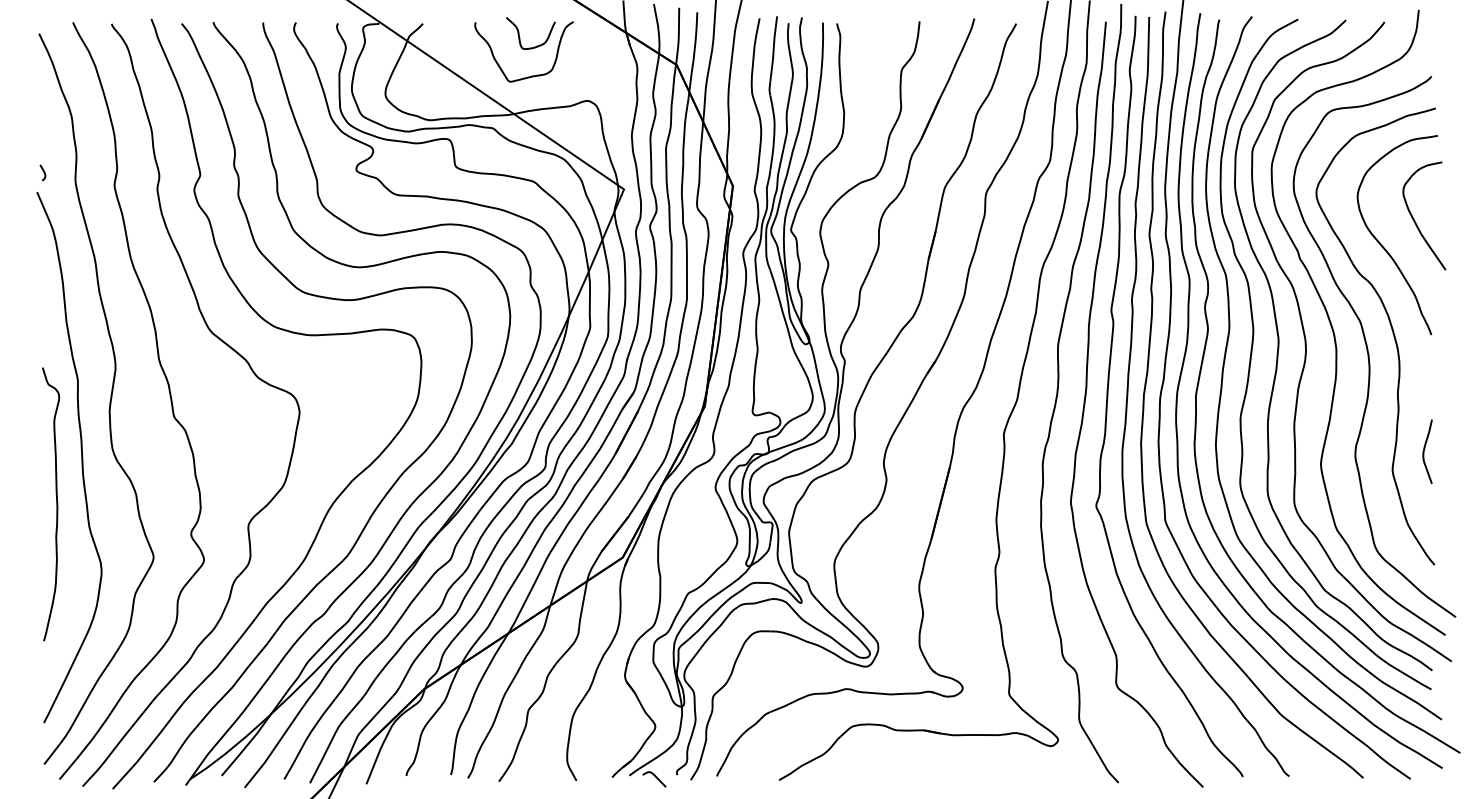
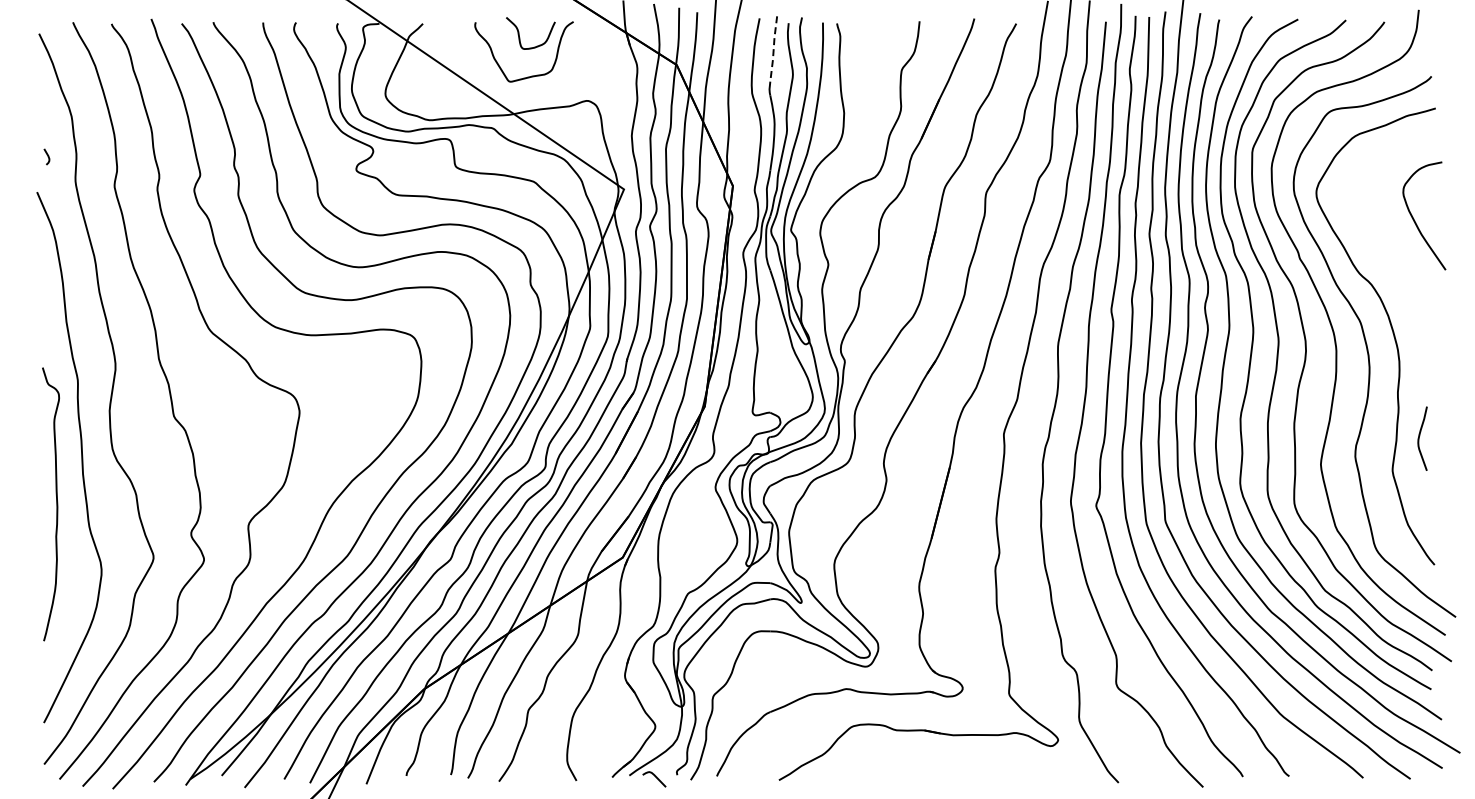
line: solid -> dashed (773, 49)
curve position: (43, 172) -> (47, 156) (47, 156)
curve: present -> none (1384, 247)
curve position: (1424, 451) -> (1419, 438) (1419, 438)
